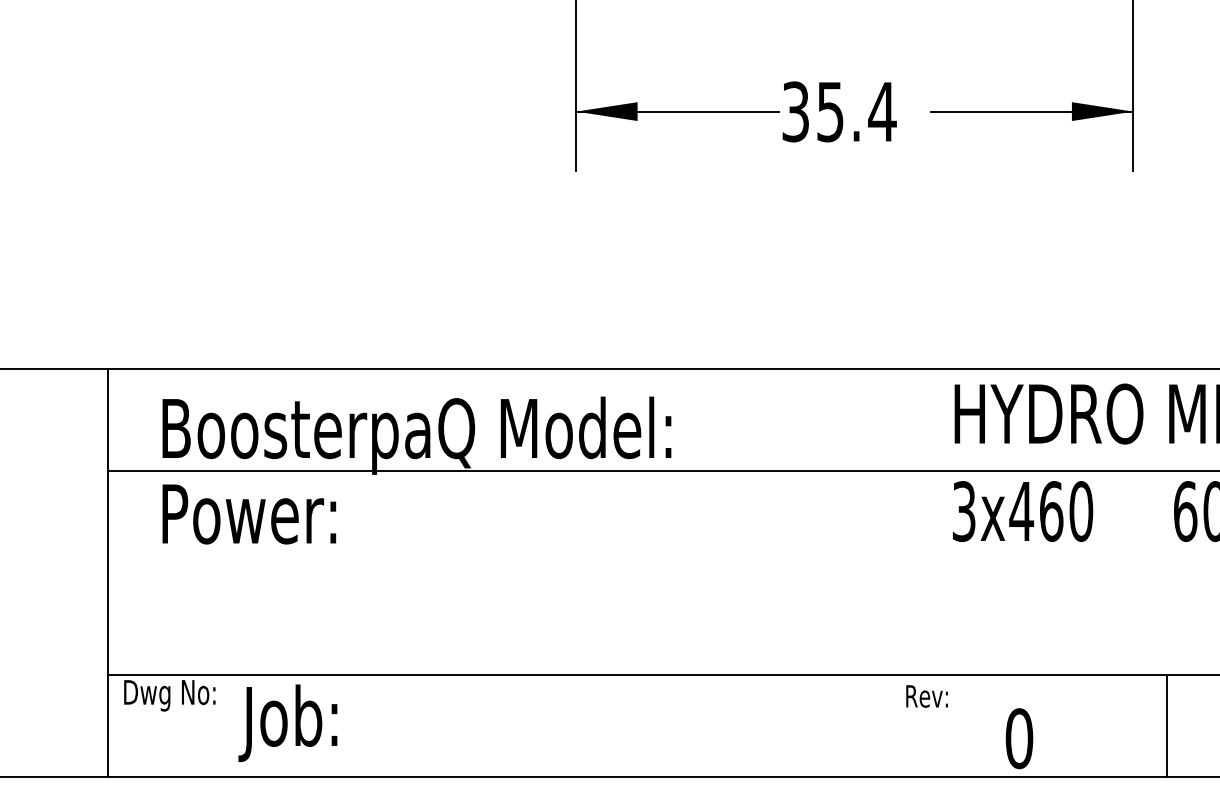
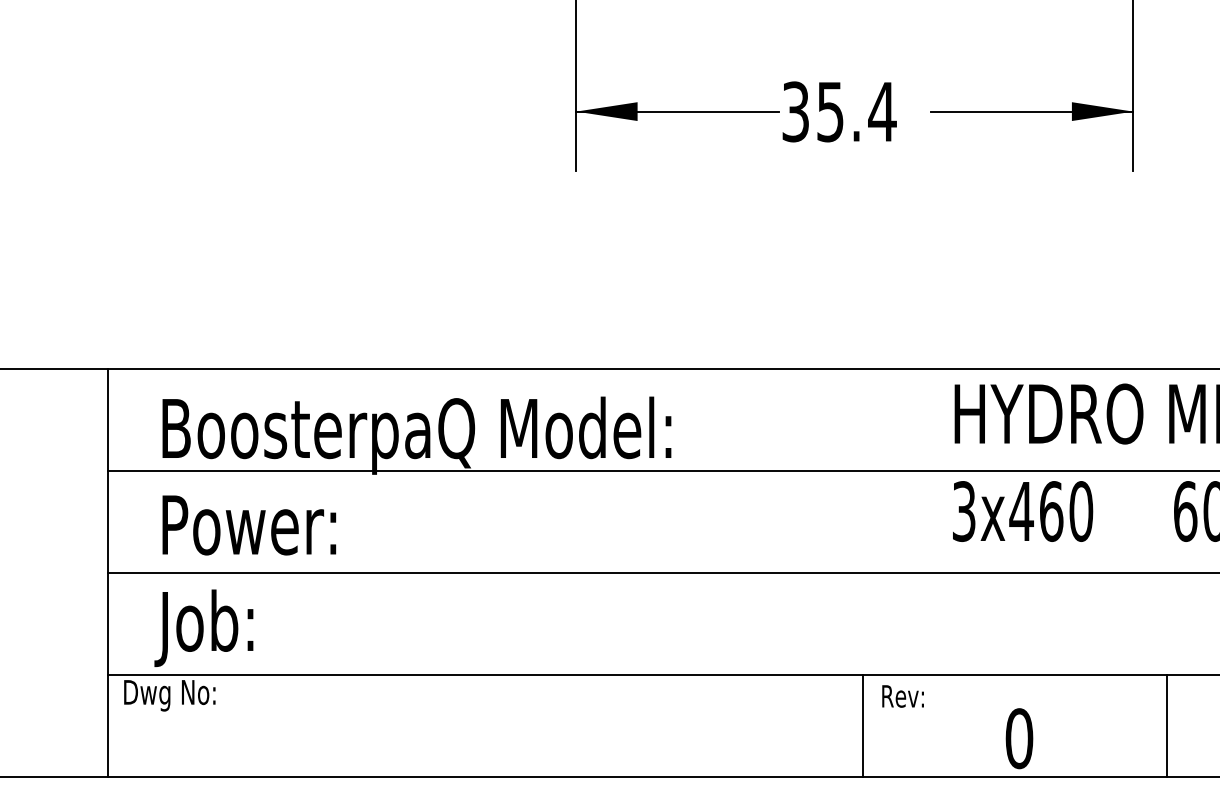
text position: (249, 514) -> (249, 525) (249, 525)
line: none -> present (661, 572)
text position: (926, 696) -> (902, 696) (902, 696)
text position: (287, 722) -> (203, 627) (203, 627)
line: none -> present (863, 725)
